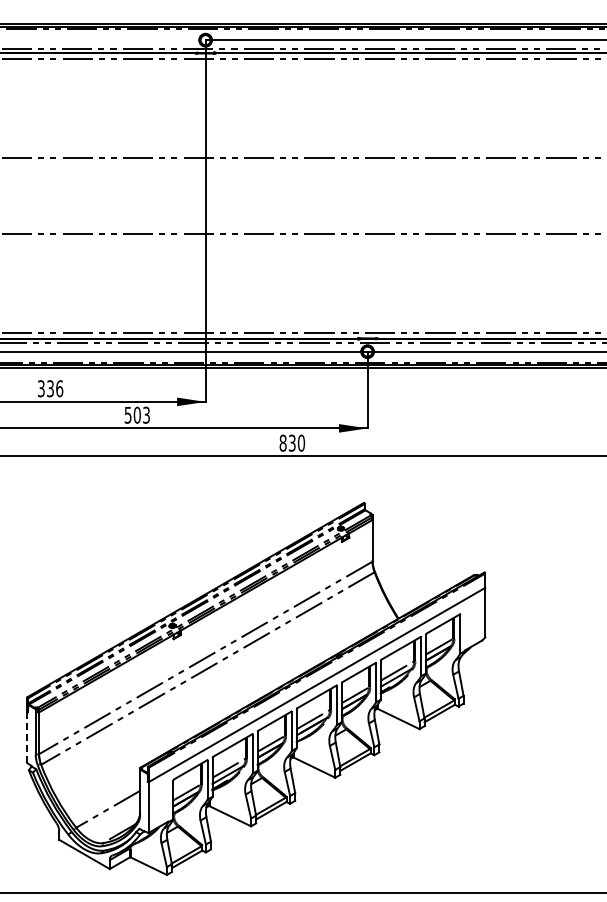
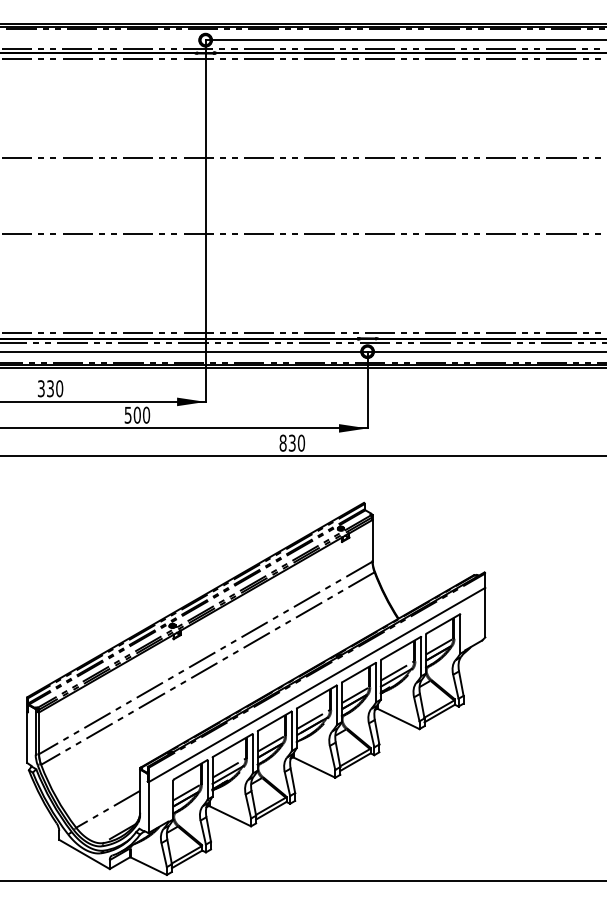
text: 336 -> 330 (59, 388)
text: 503 -> 500 (146, 414)
line: dashed -> solid (27, 737)
line position: (302, 893) -> (302, 881) (302, 881)
